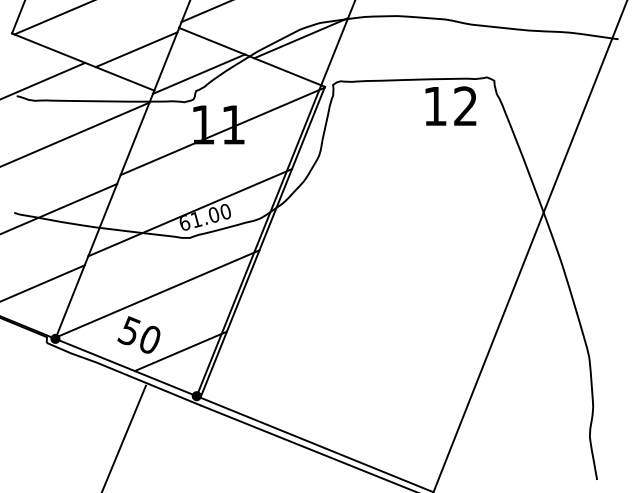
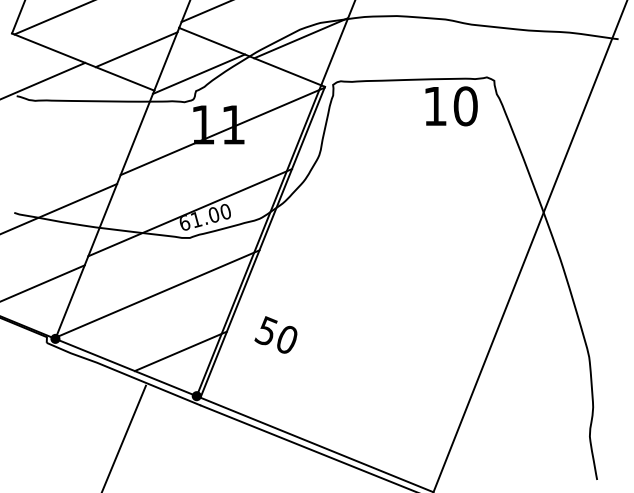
text: 12 -> 10 (465, 106)
line: present -> none (75, 134)
text position: (138, 334) -> (275, 334) (275, 334)
